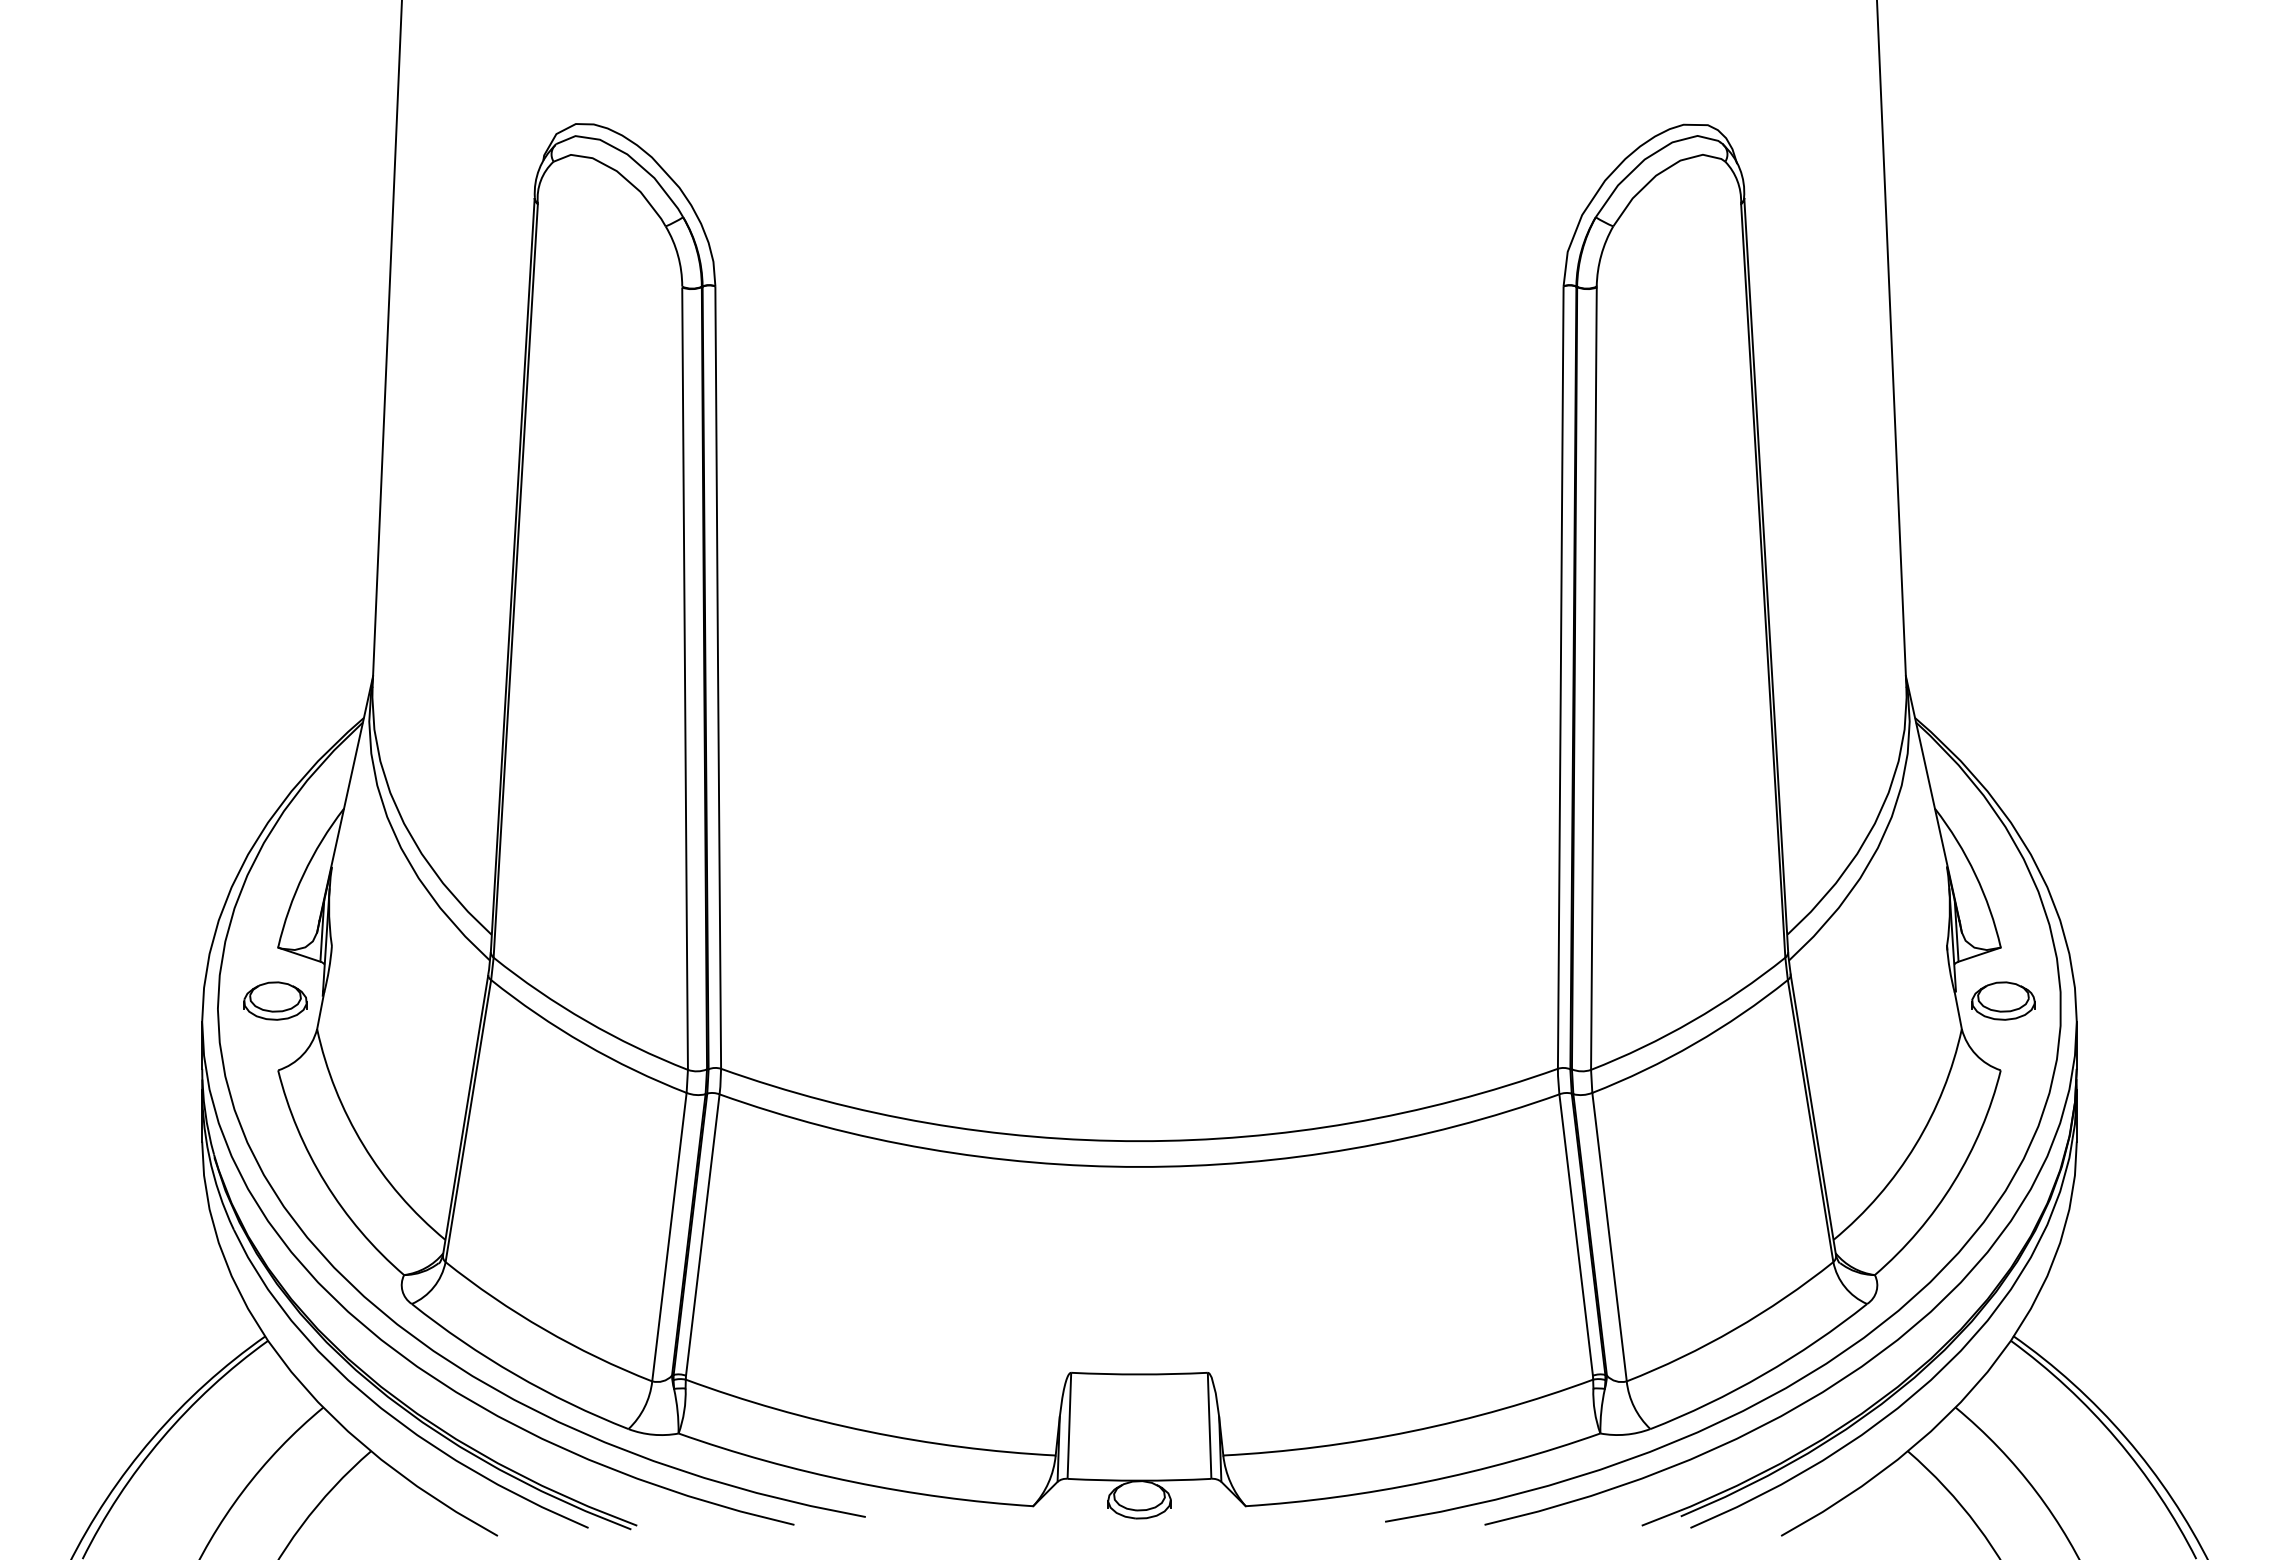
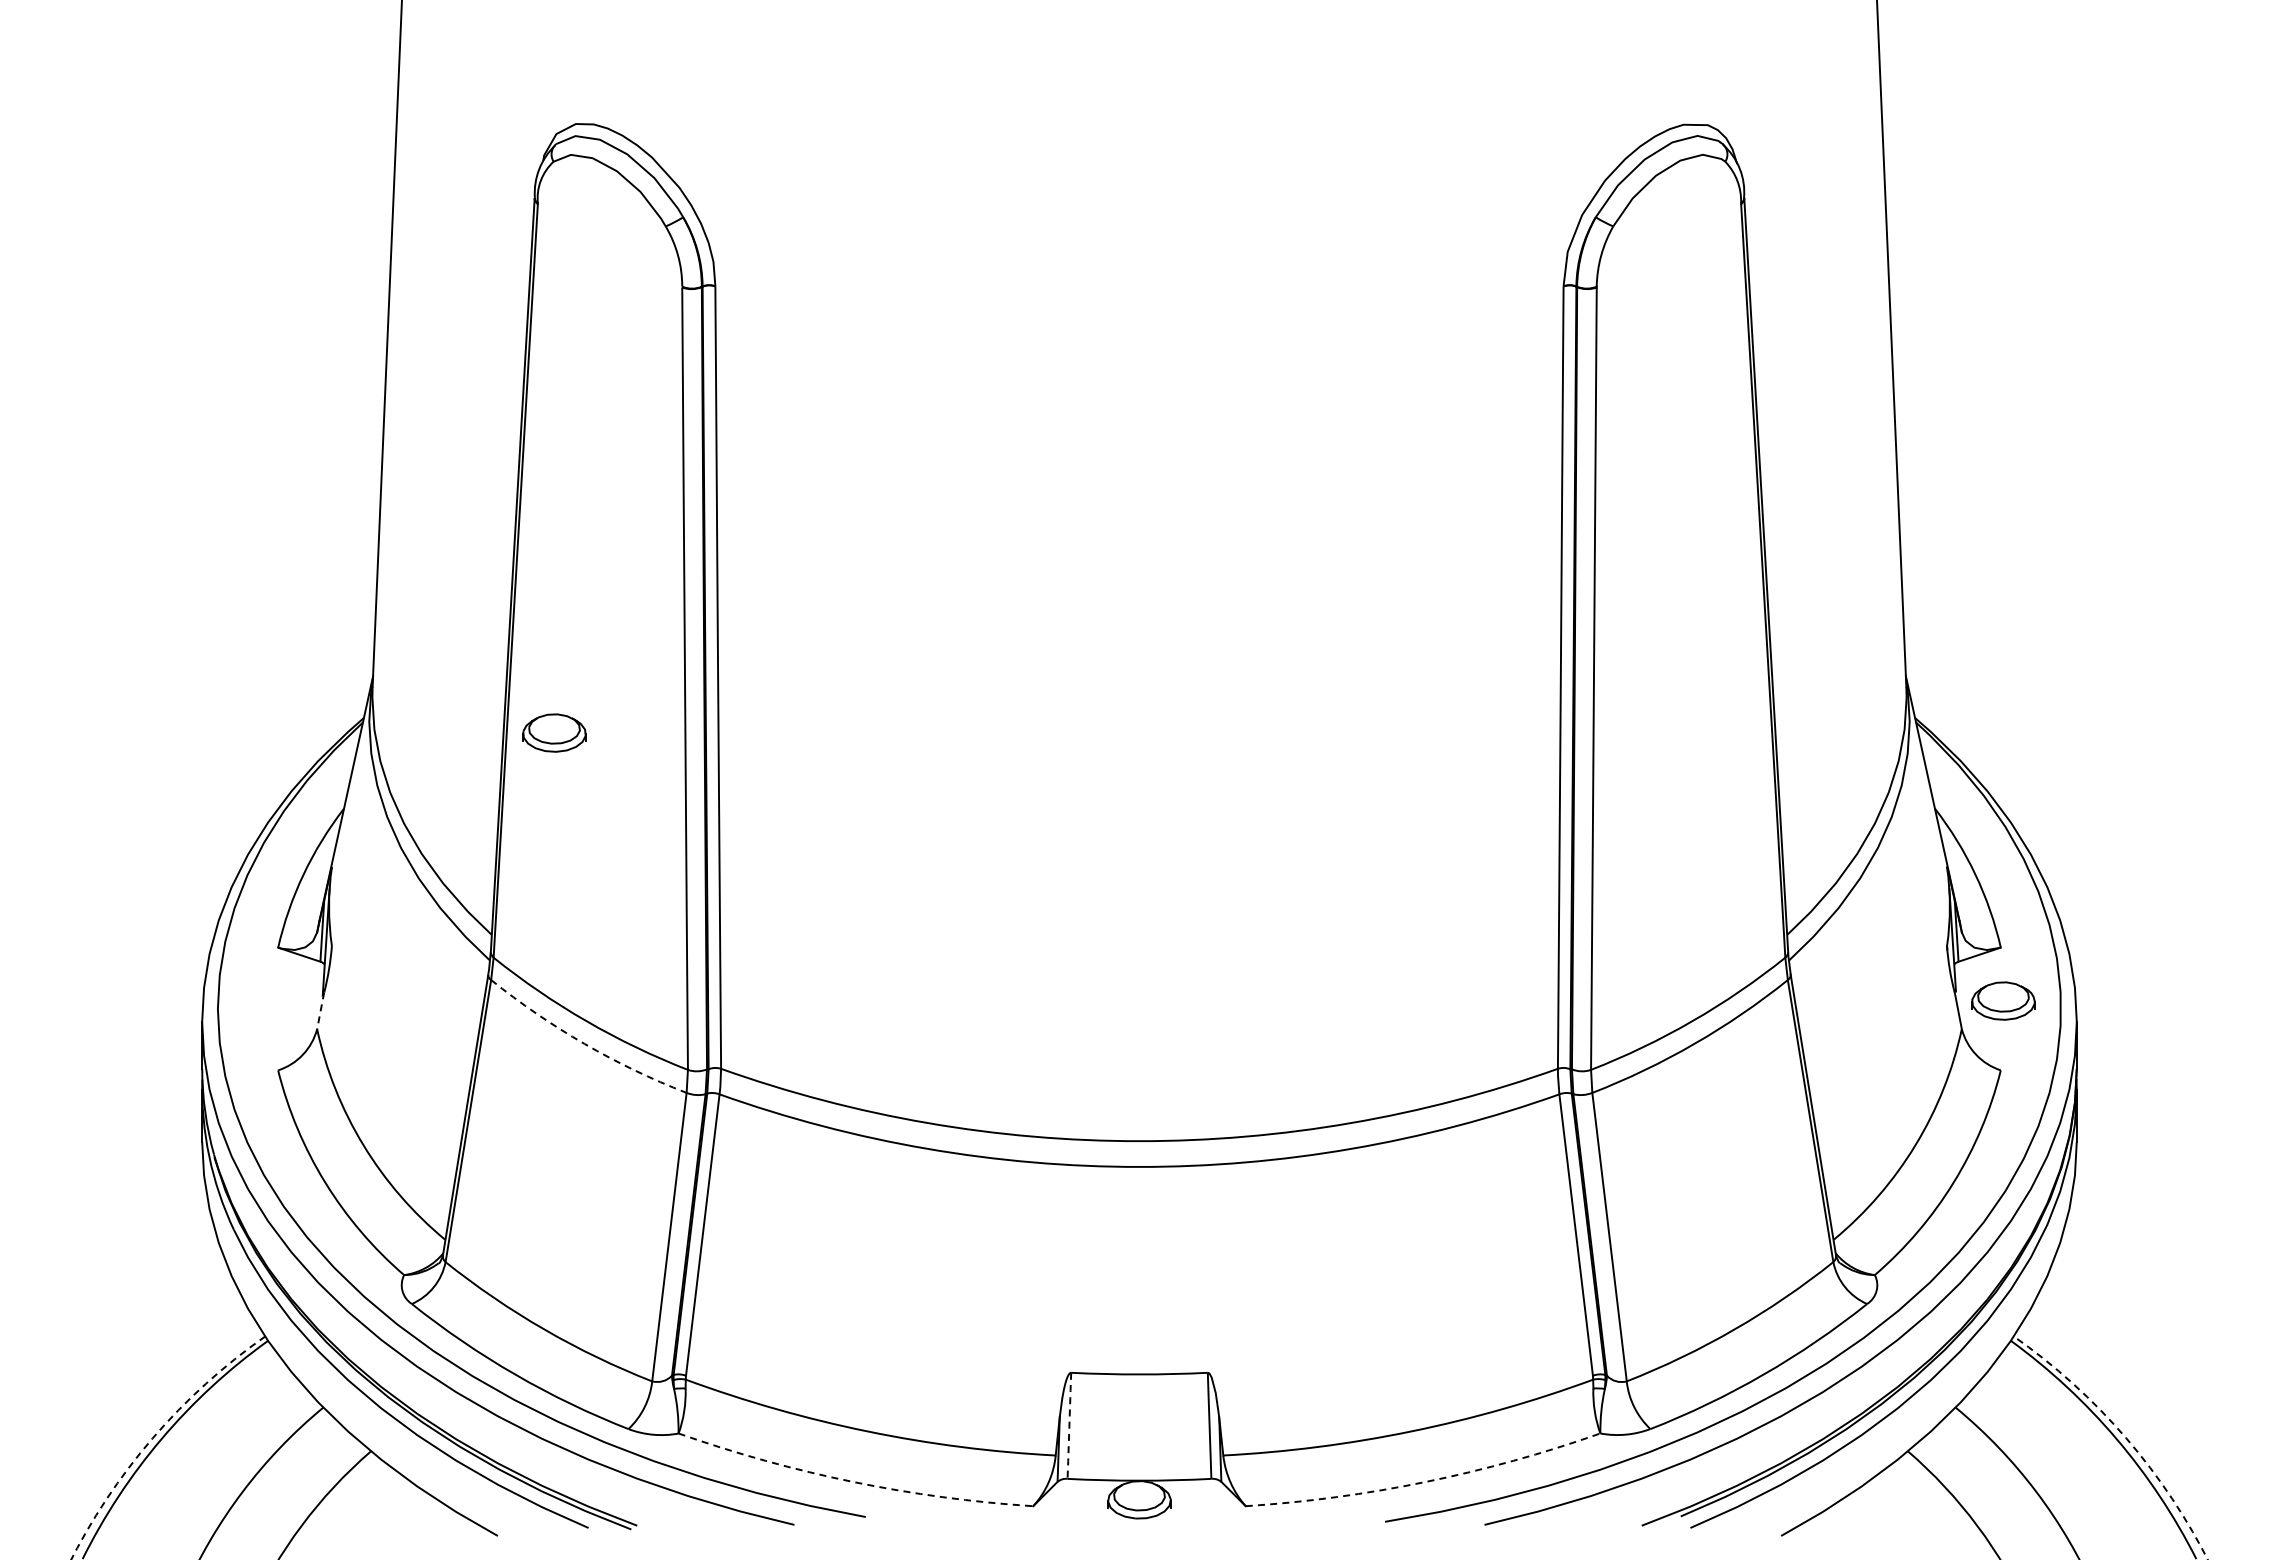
part position: (275, 1000) -> (554, 732) (554, 732)
line: solid -> dashed (320, 1010)
arc: solid -> dashed (584, 1043)
line: solid -> dashed (1069, 1426)
arc: solid -> dashed (154, 1436)
arc: solid -> dashed (2124, 1436)
arc: solid -> dashed (853, 1482)
arc: solid -> dashed (1425, 1482)
